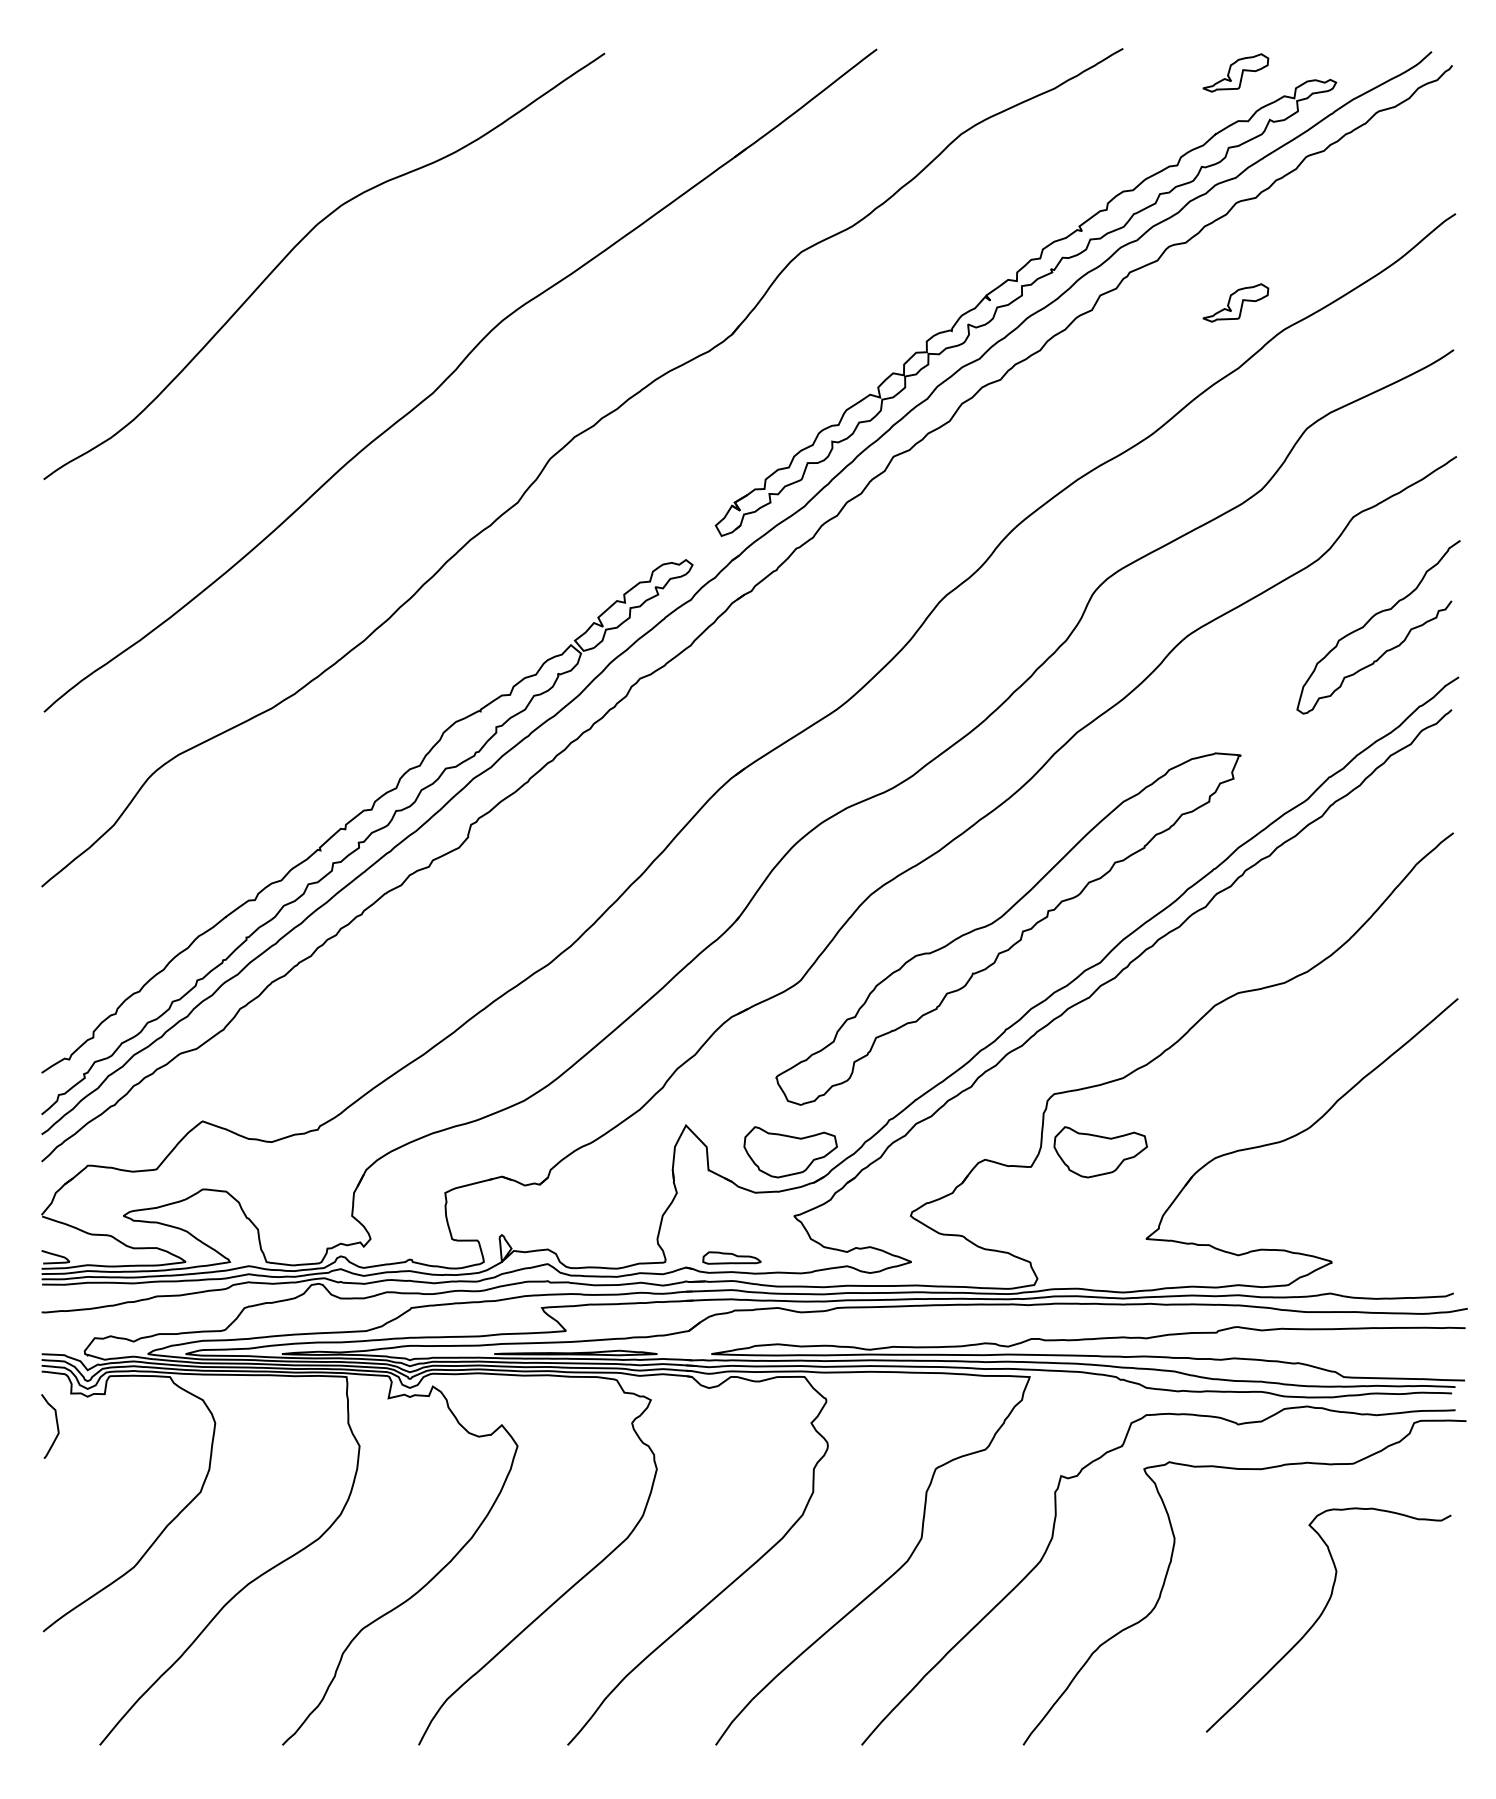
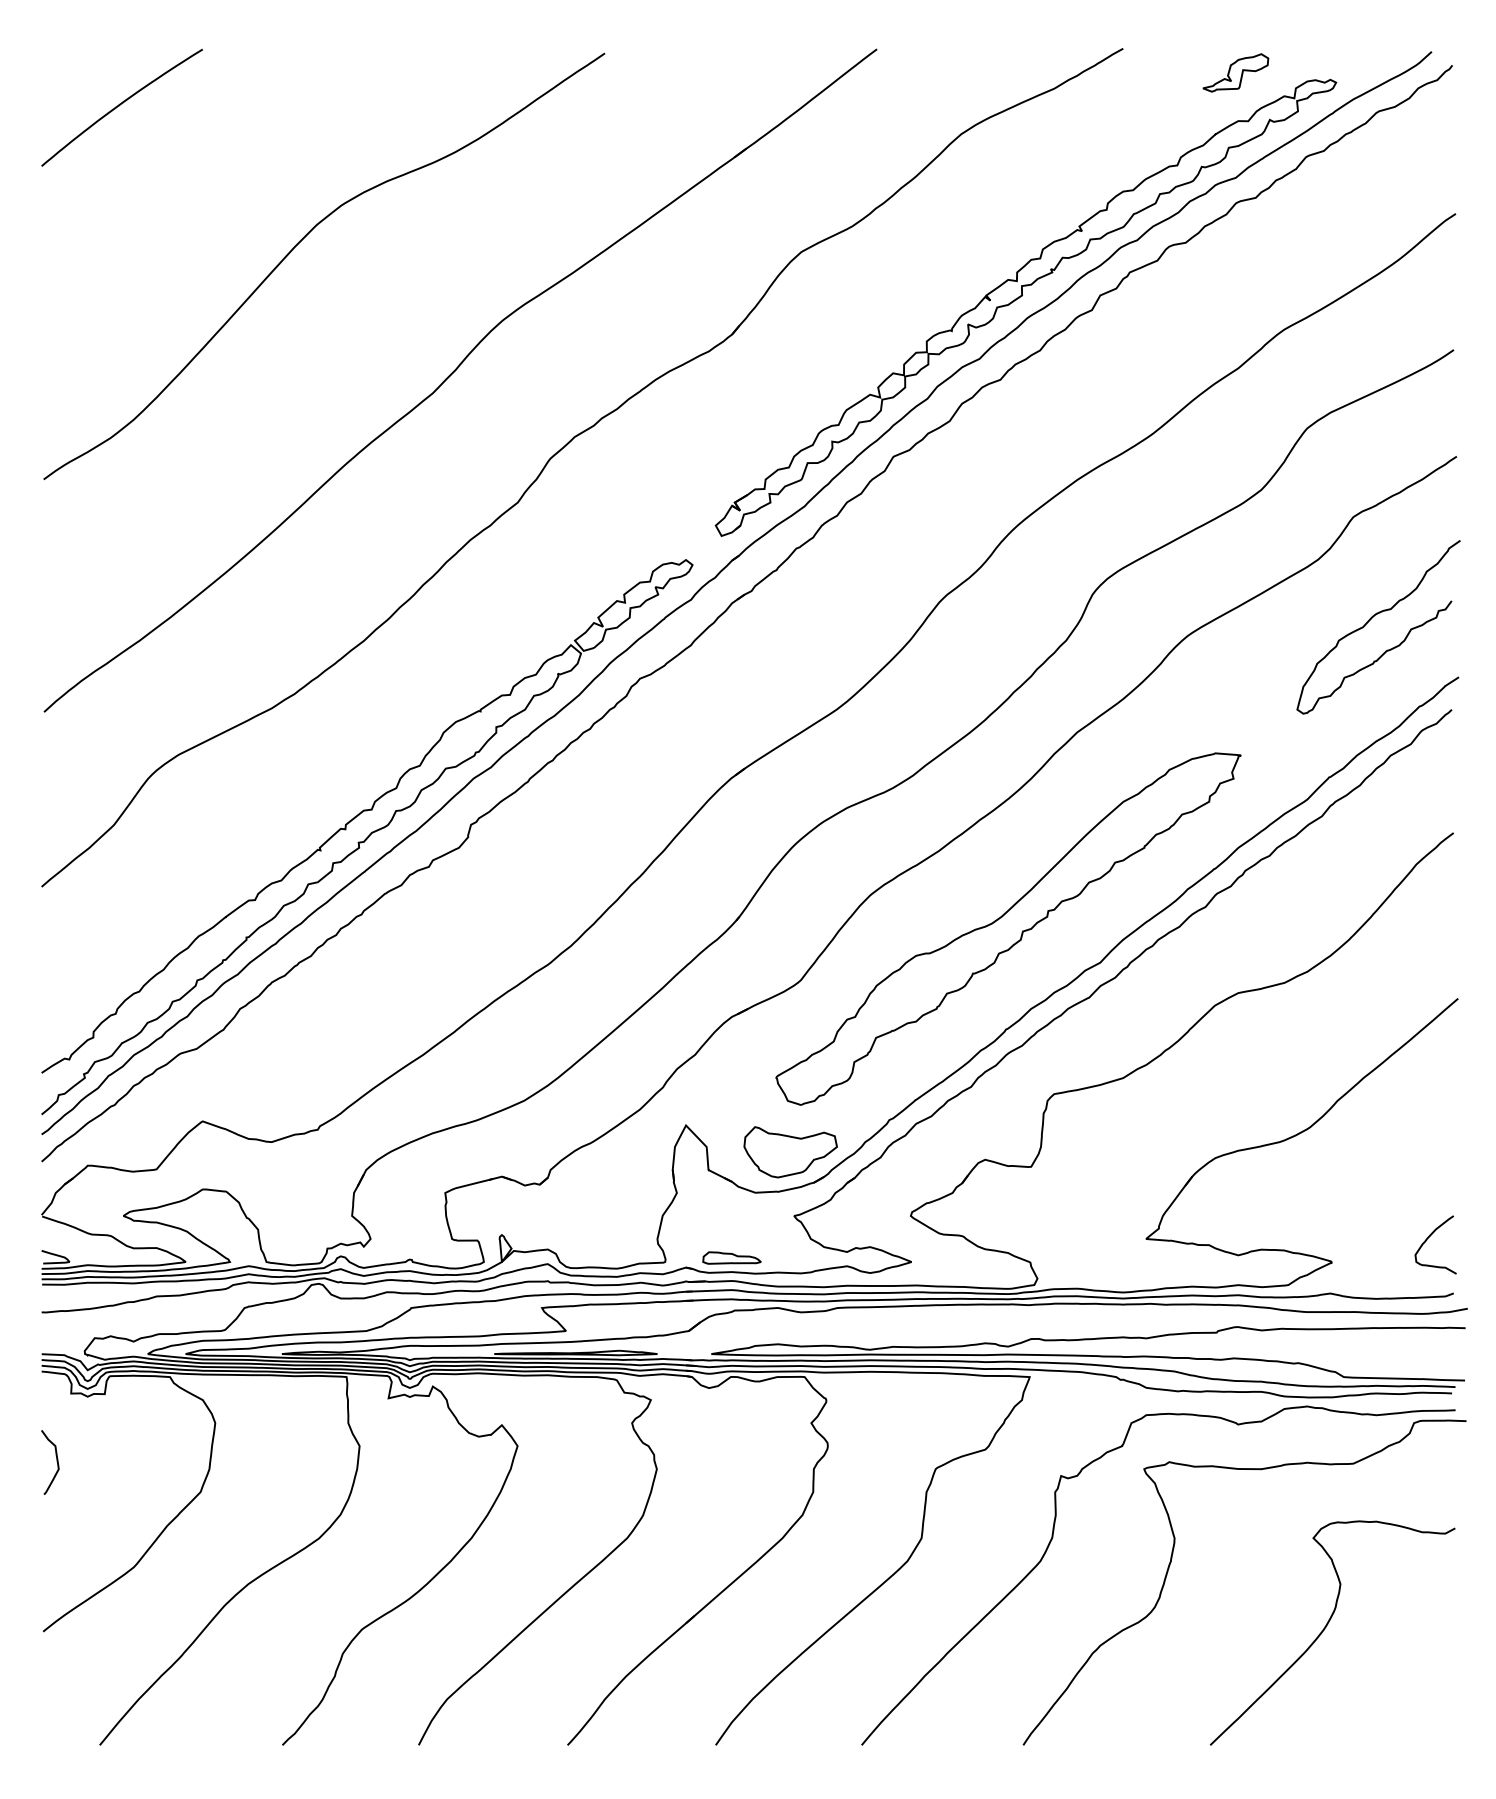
curve: none -> present (120, 105)
part: present -> none (1235, 302)
part: present -> none (1100, 1152)
curve: none -> present (1427, 1240)
curve position: (56, 1425) -> (56, 1461) (56, 1461)
curve position: (1321, 1616) -> (1325, 1629) (1325, 1629)
